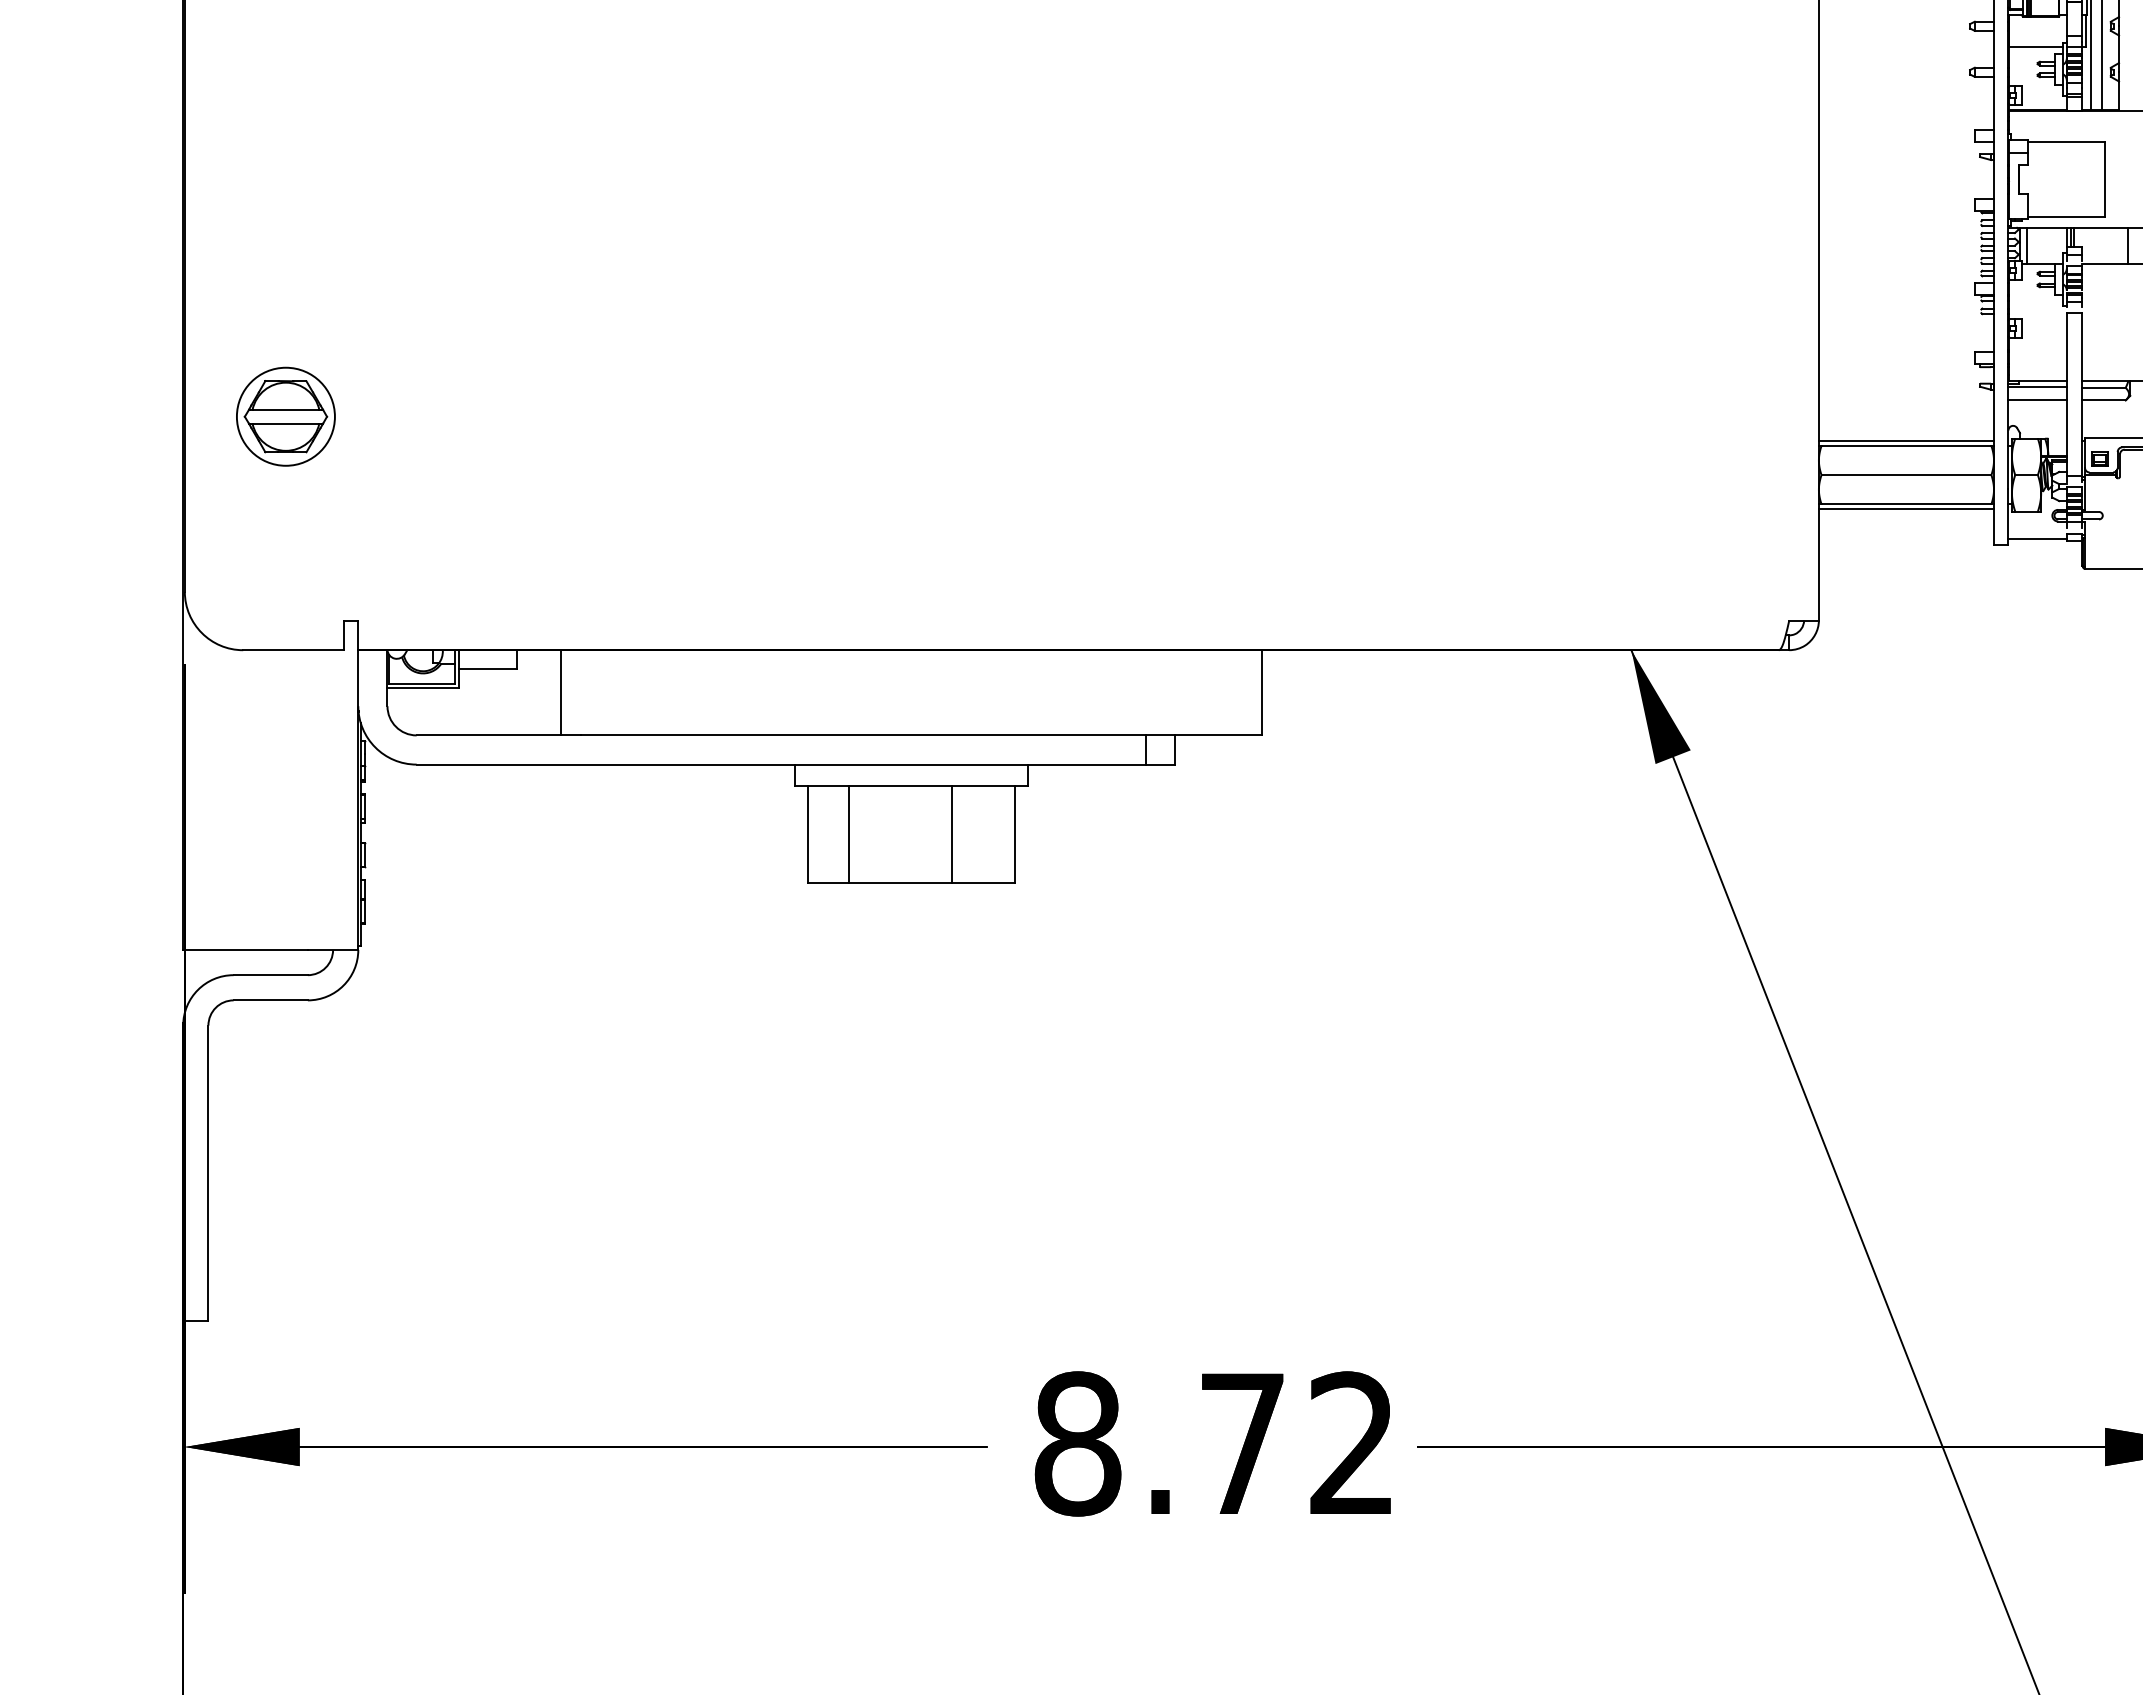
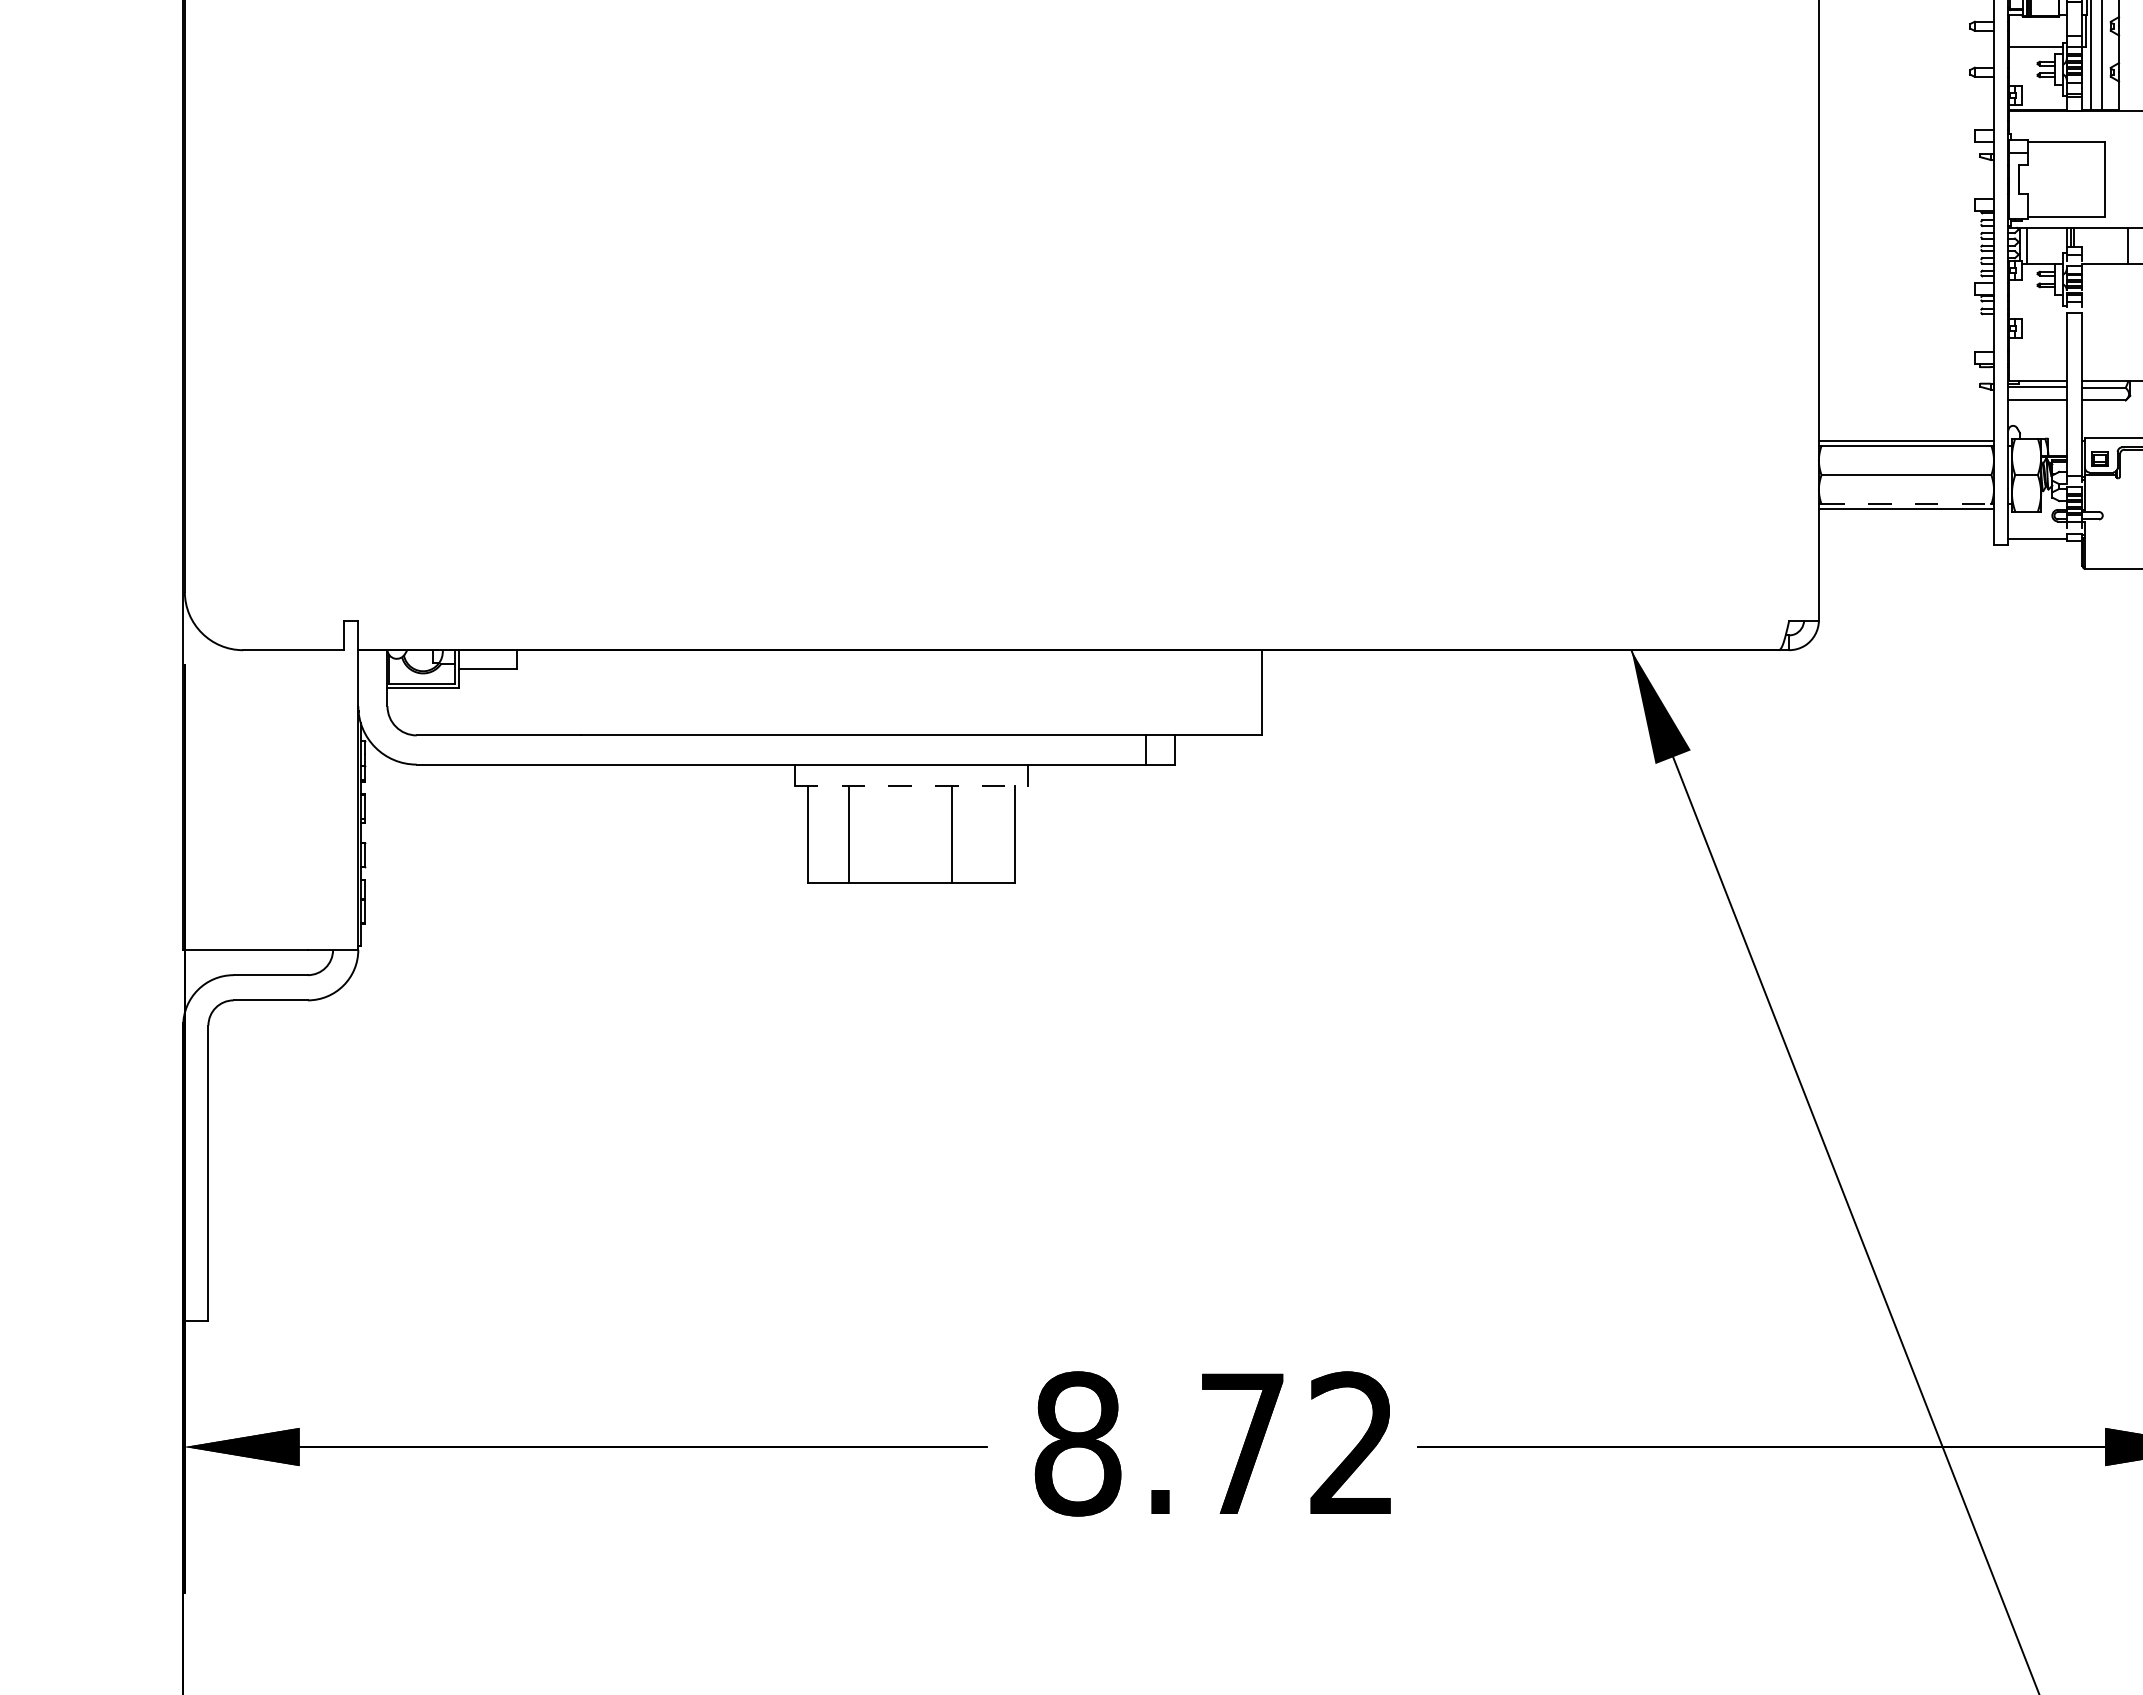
part: present -> none (285, 416)
line: solid -> dashed (1906, 504)
line: present -> none (561, 692)
line: solid -> dashed (911, 785)
